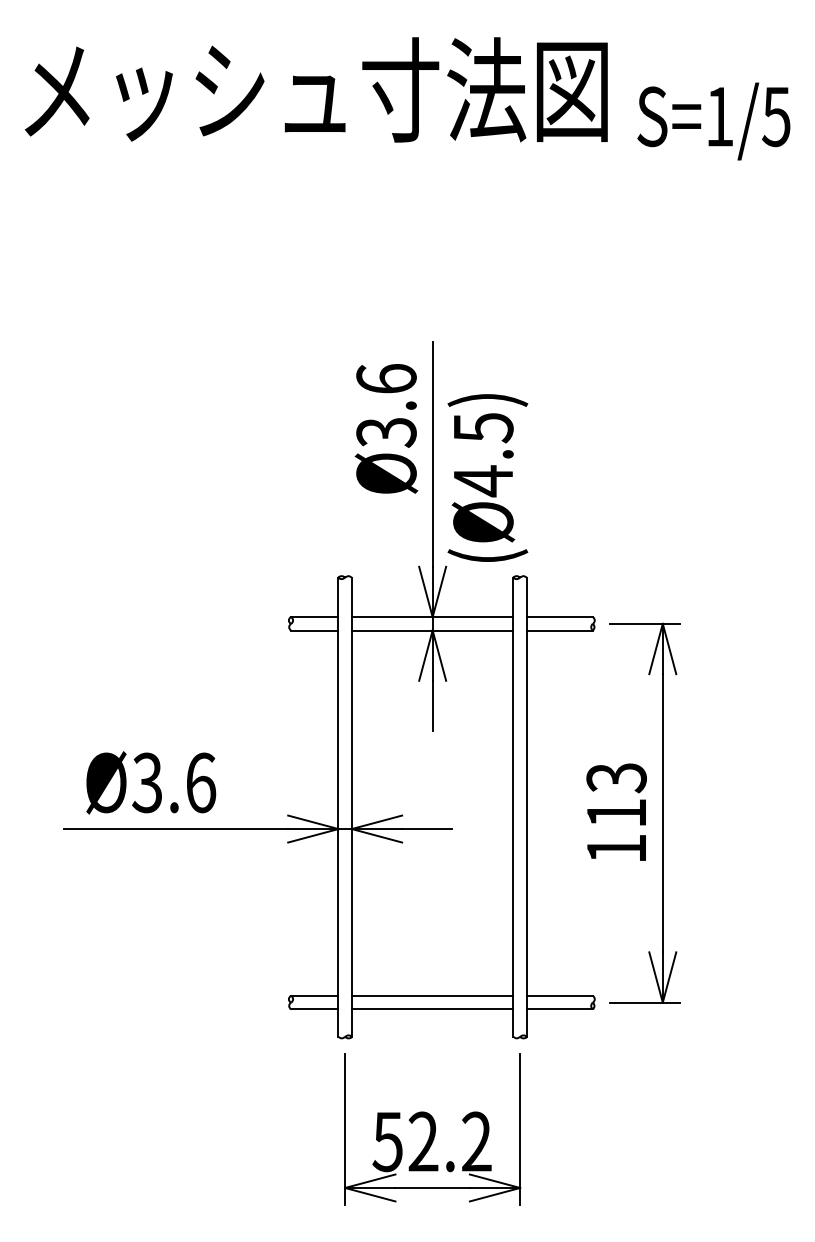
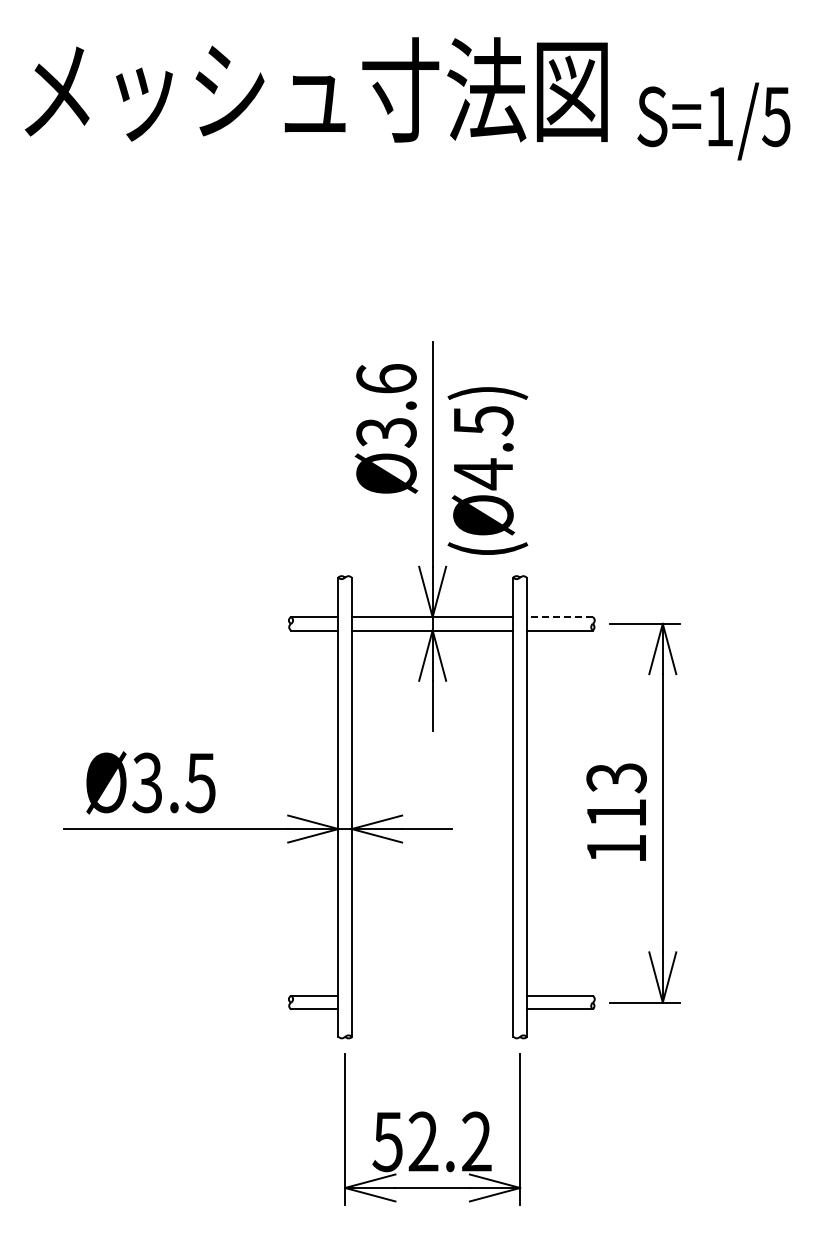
text position: (487, 477) -> (487, 470) (487, 470)
line: solid -> dashed (559, 617)
text: Ø3.6 -> Ø3.5 (200, 782)
line: present -> none (432, 995)
line: present -> none (432, 1009)
